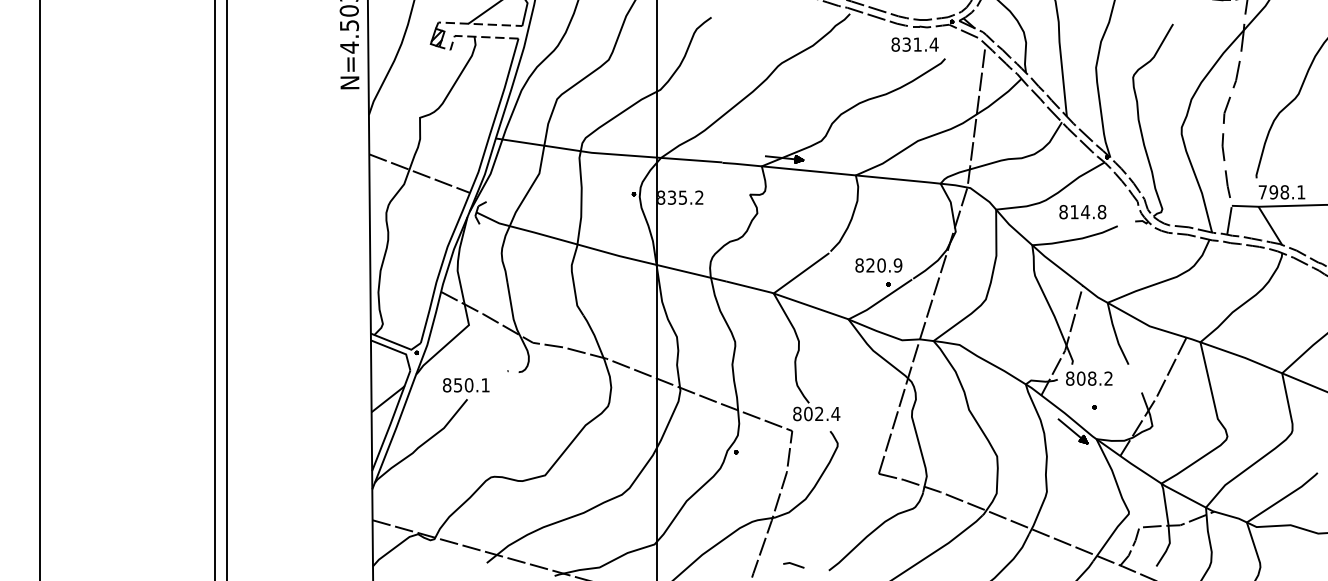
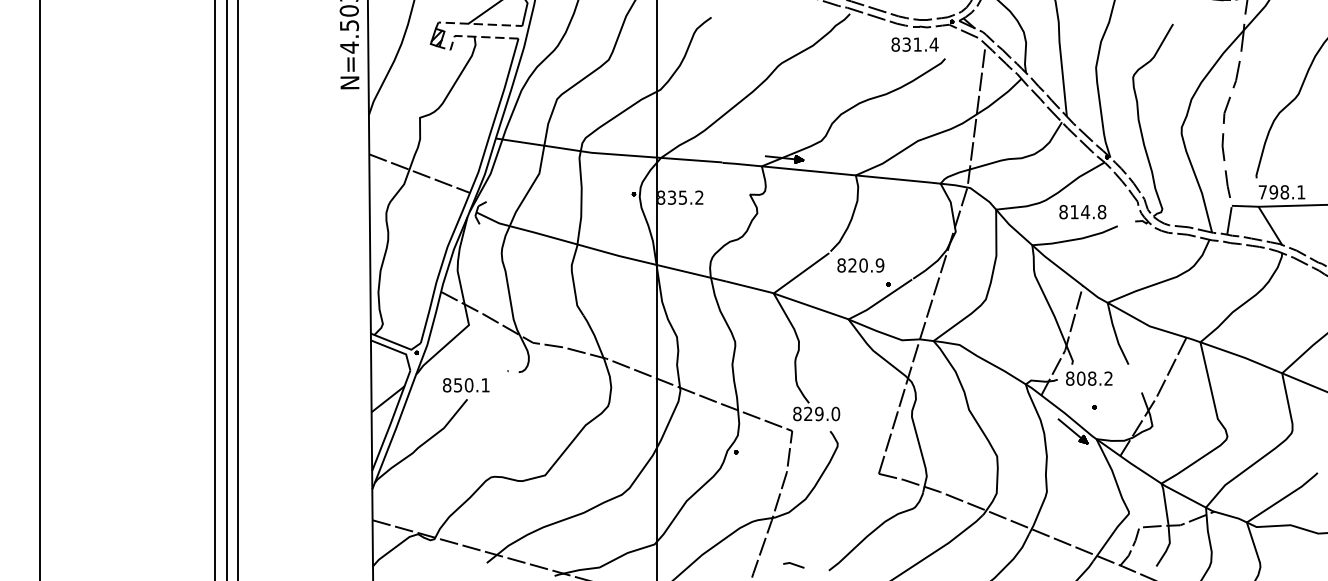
text position: (878, 265) -> (860, 265) (860, 265)
line: none -> present (238, 289)
text: 802.4 -> 829.0 (822, 413)
